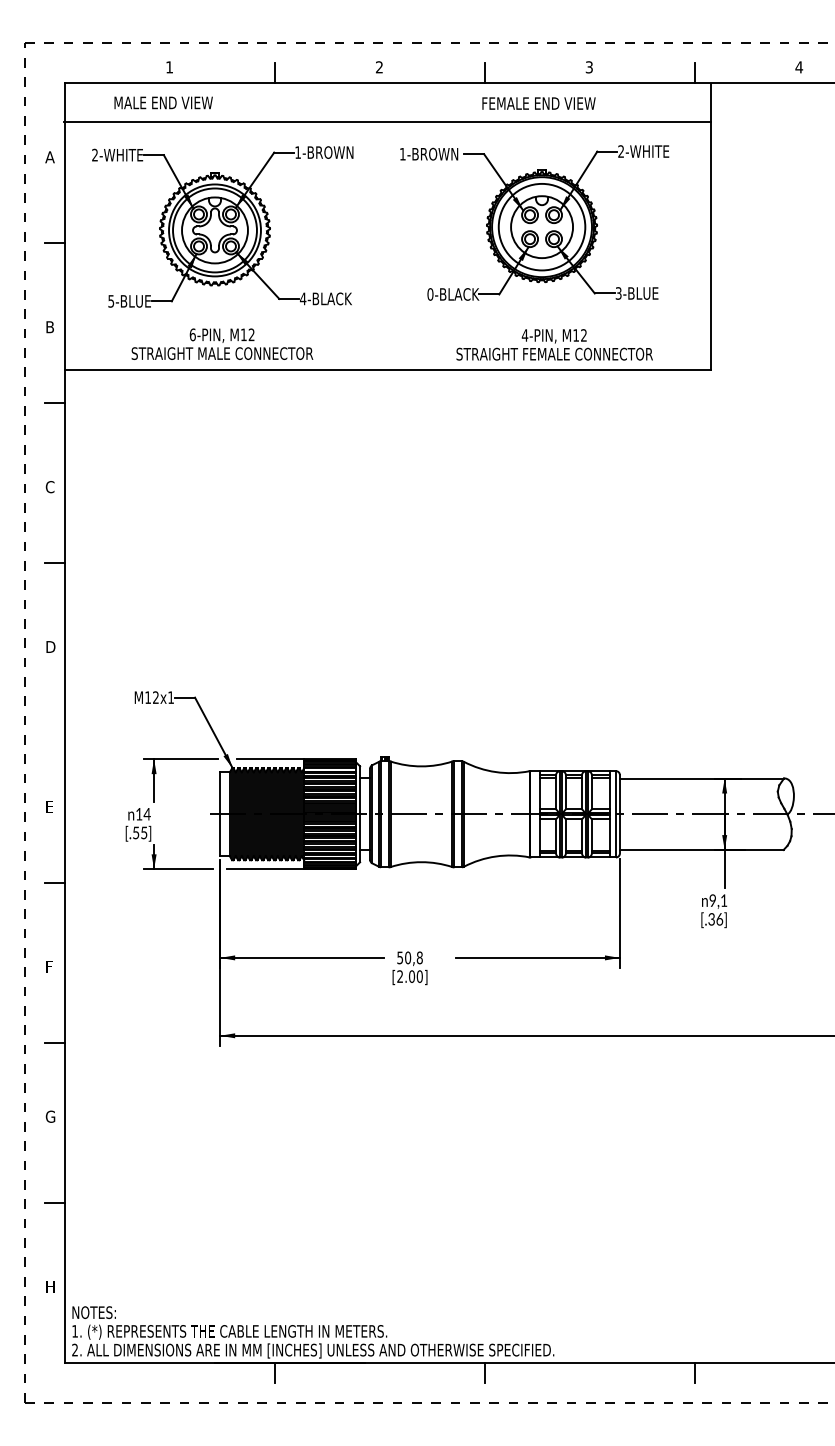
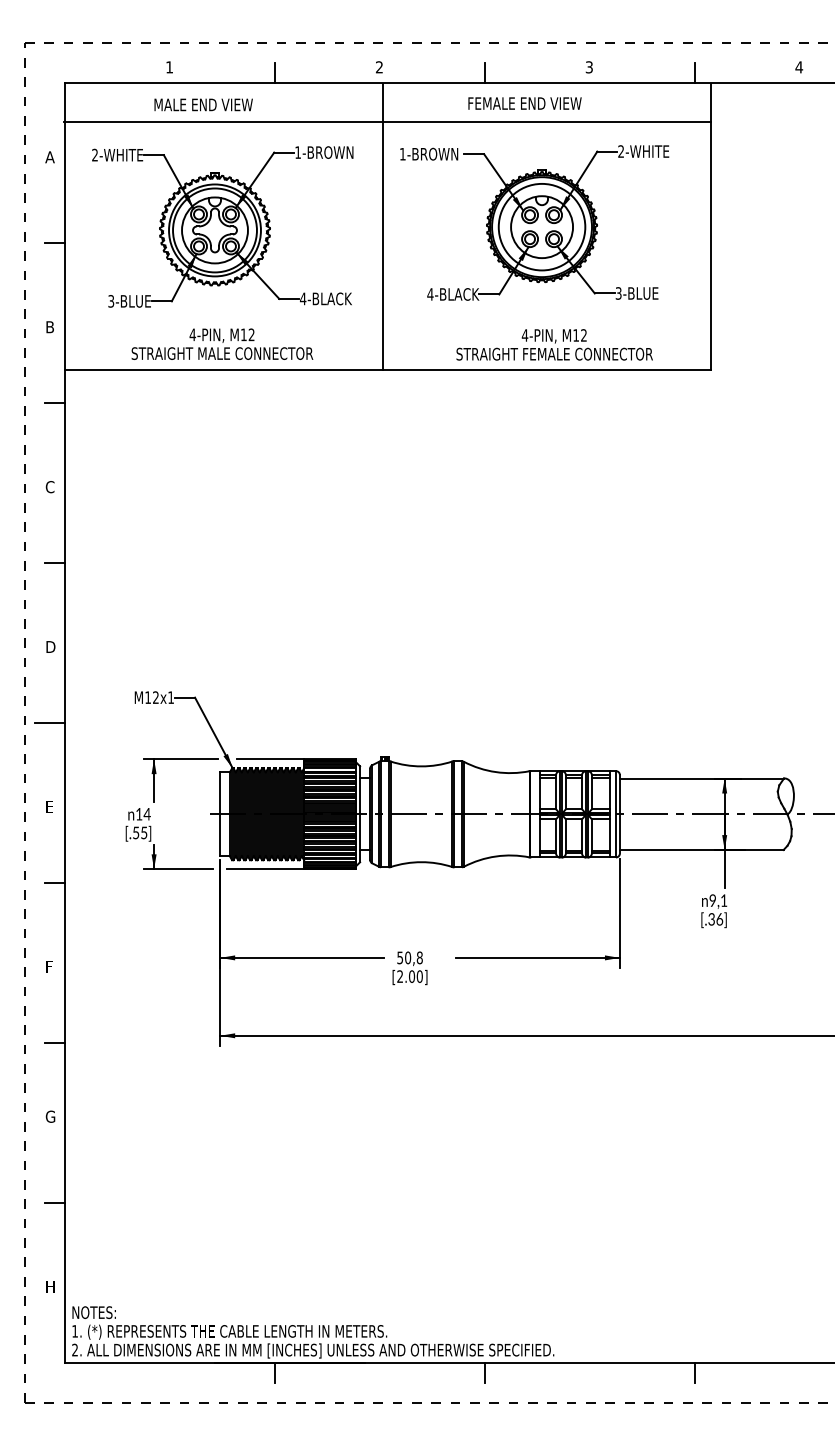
text position: (163, 102) -> (203, 104) (203, 104)
text position: (538, 103) -> (524, 103) (524, 103)
line: none -> present (383, 226)
text: 0-BLACK -> 4-BLACK (430, 294)
text: 5-BLUE -> 3-BLUE (111, 300)
text: 6-PIN, -> 4-PIN, (192, 334)
line: none -> present (49, 723)
